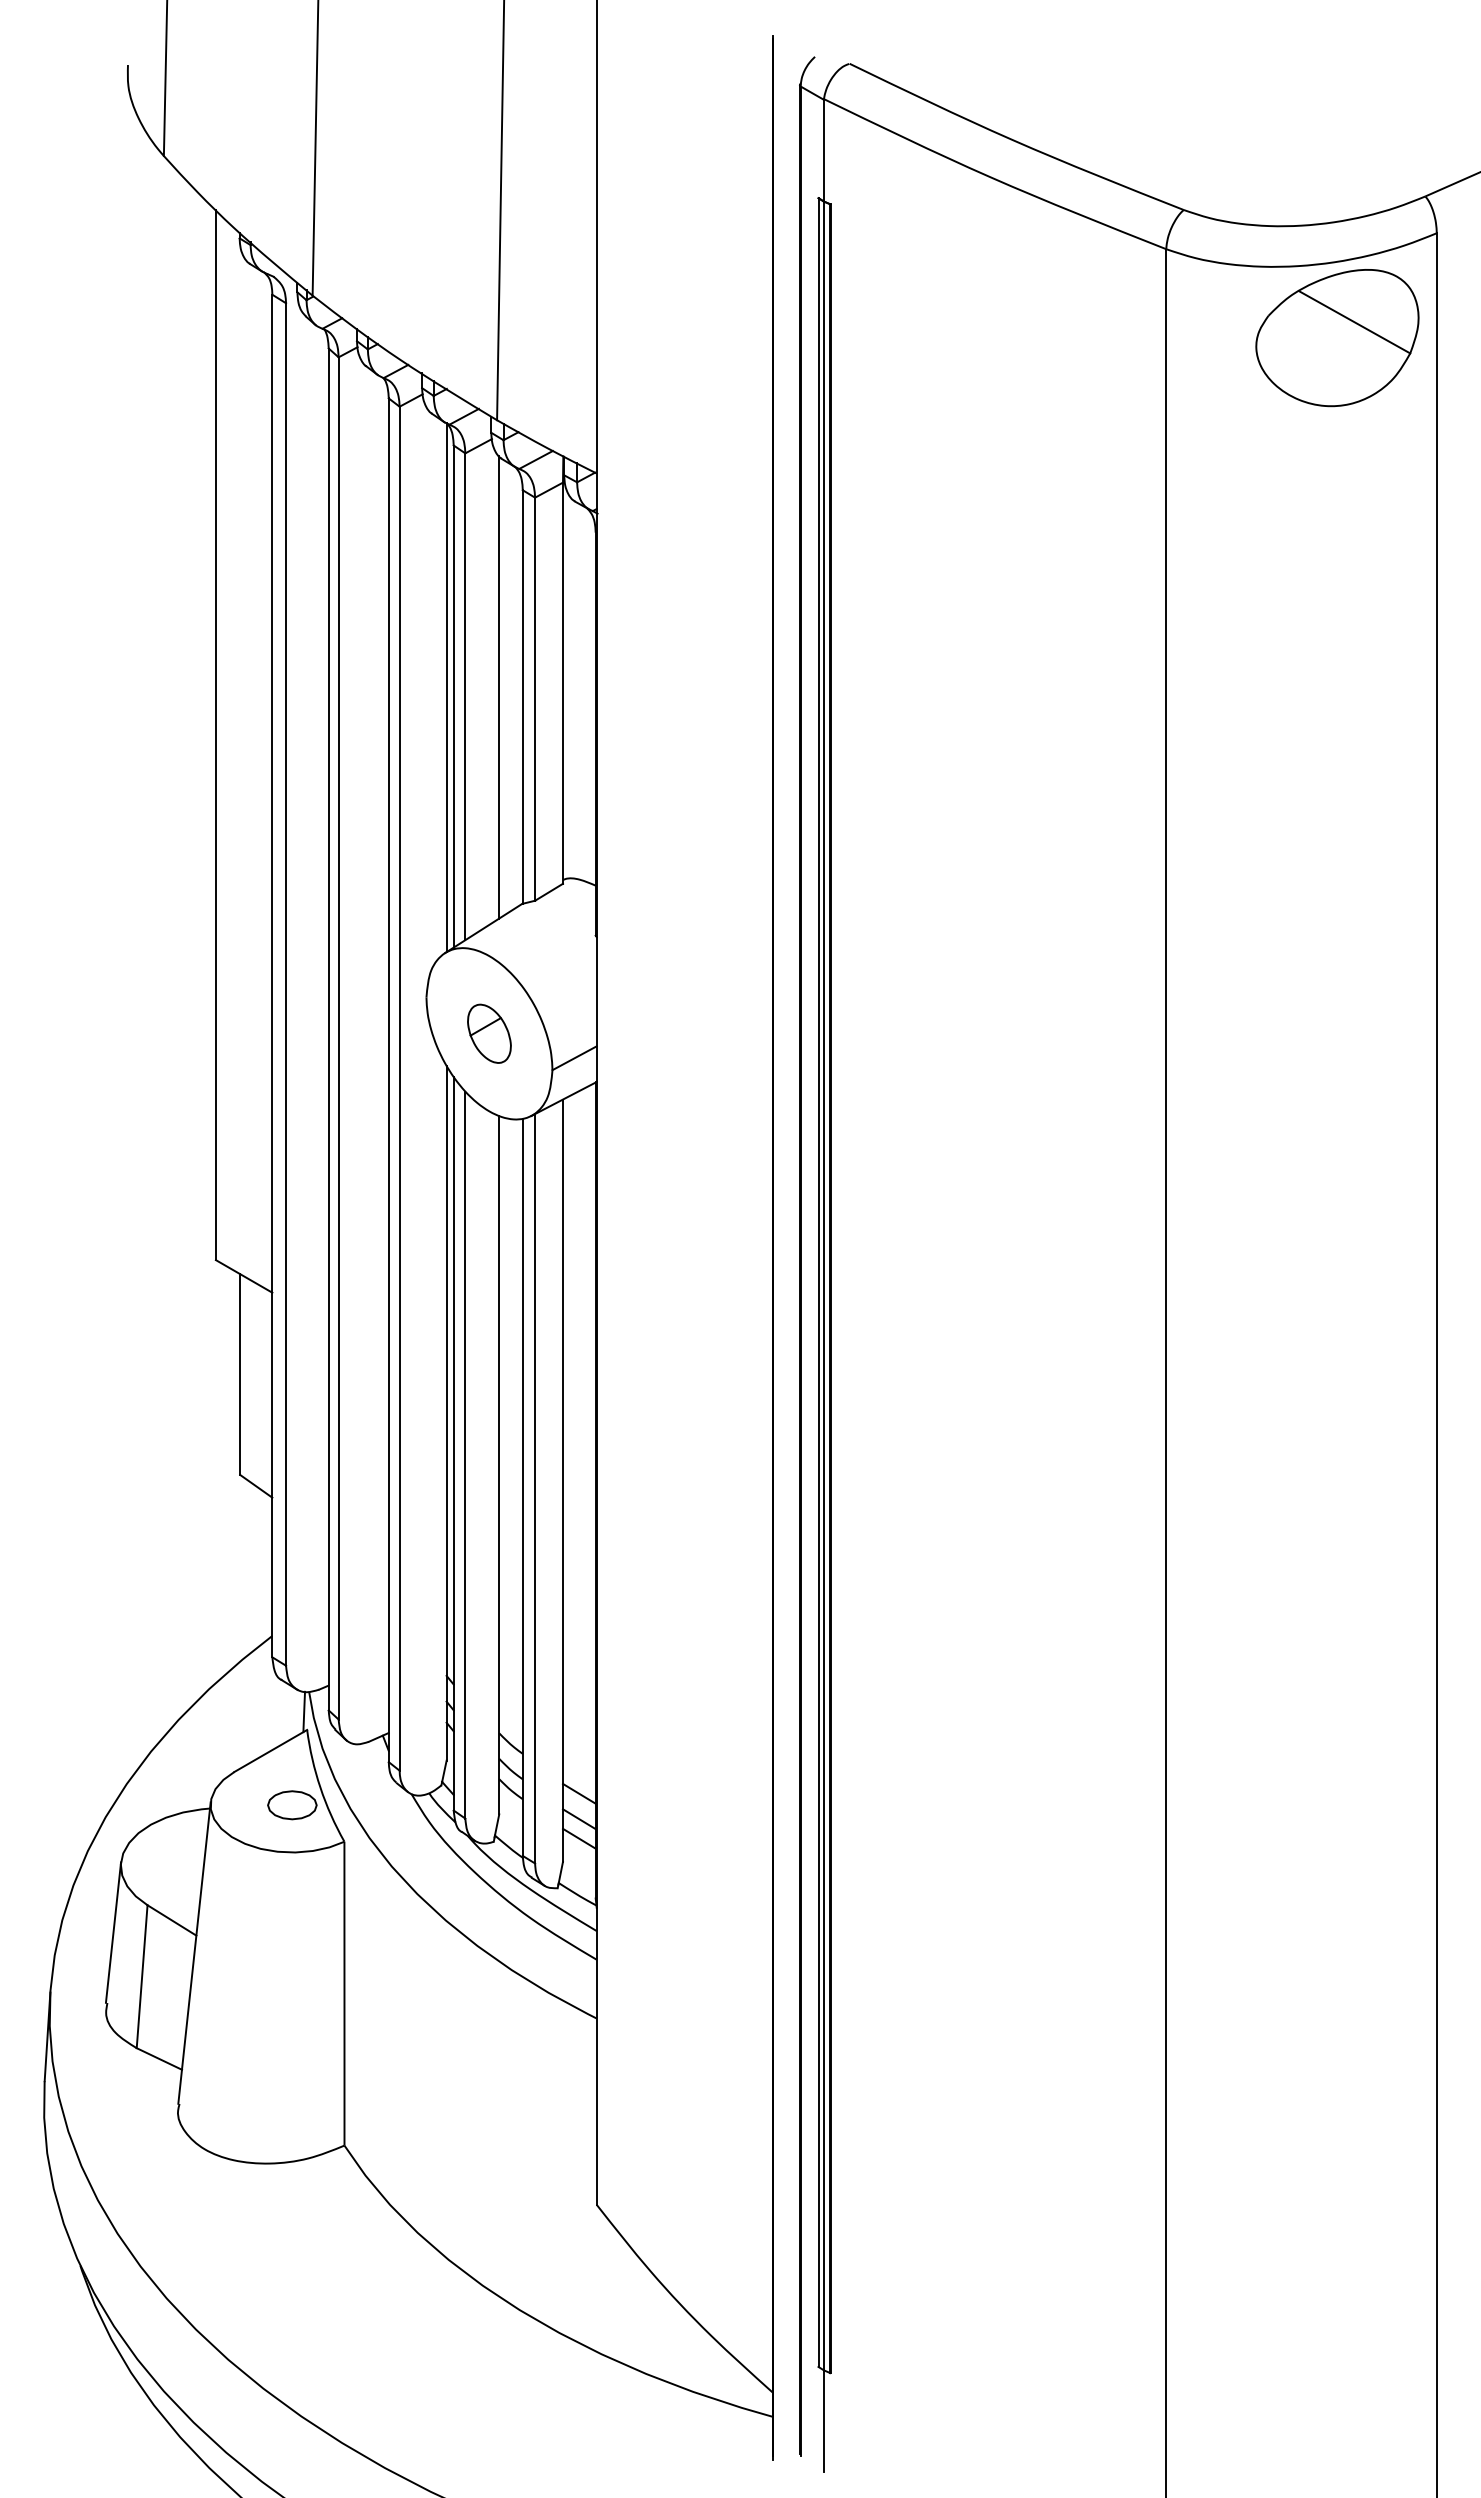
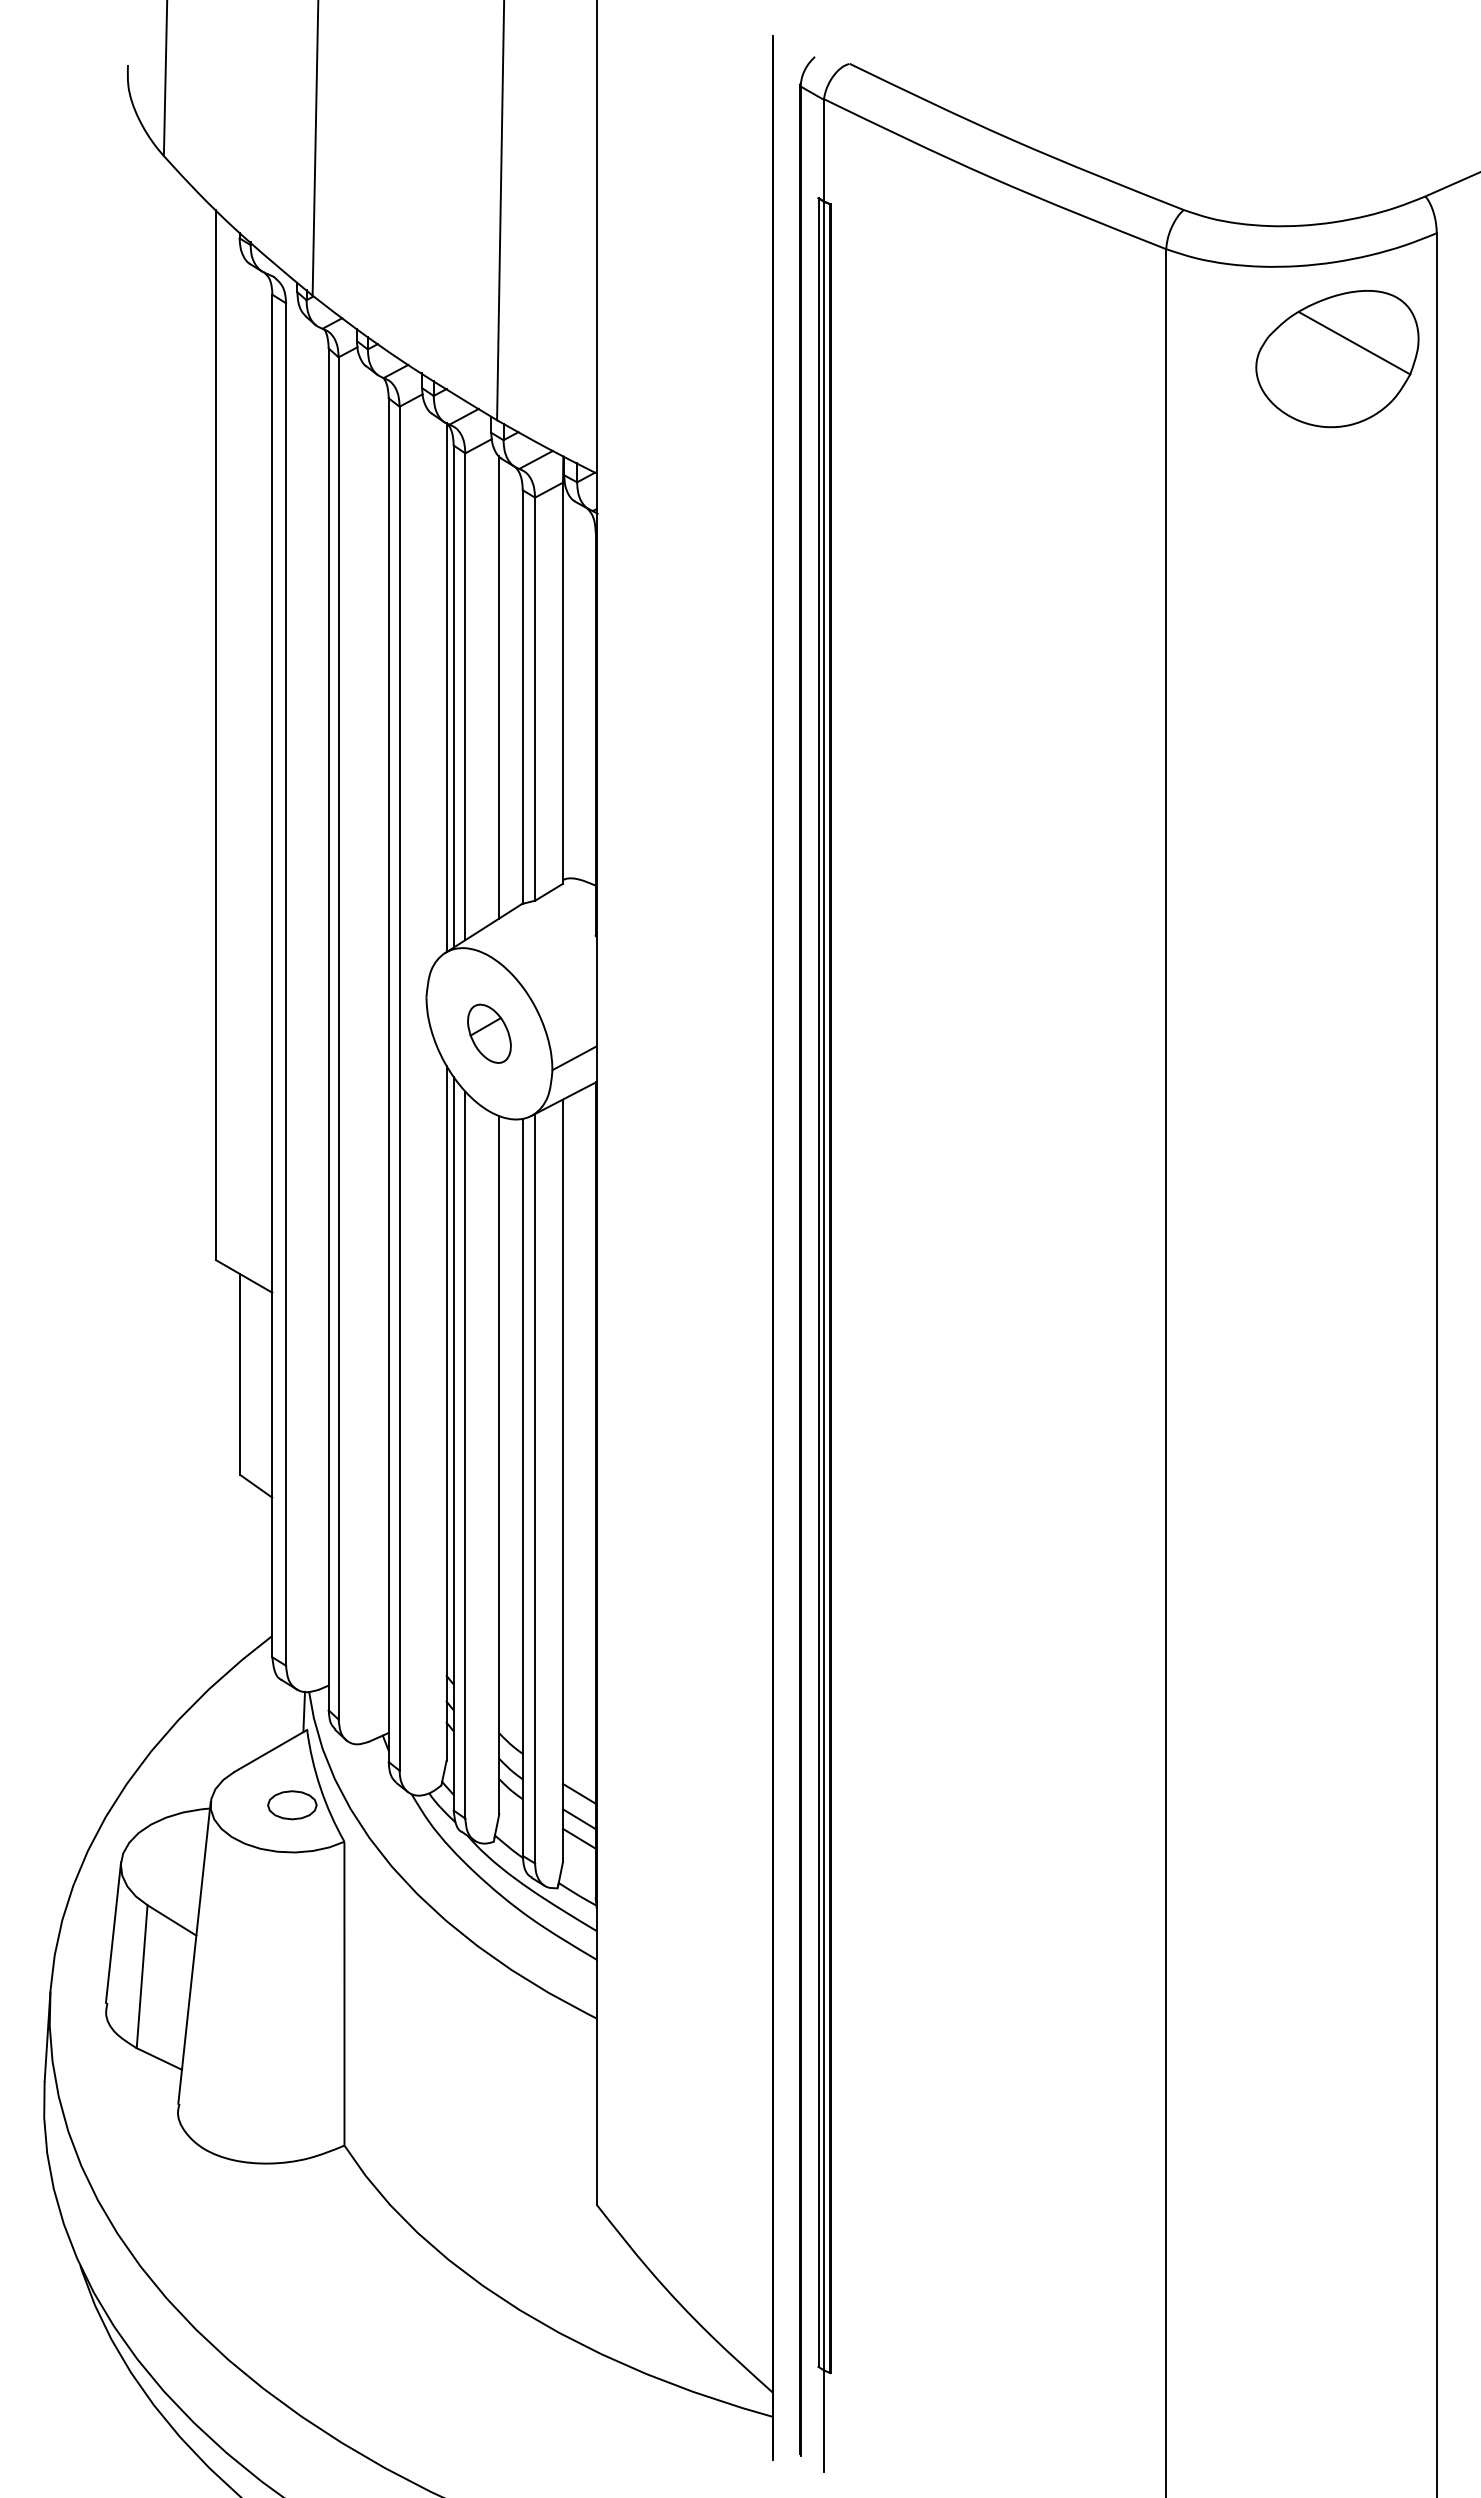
part position: (1337, 338) -> (1337, 359) (1337, 359)
